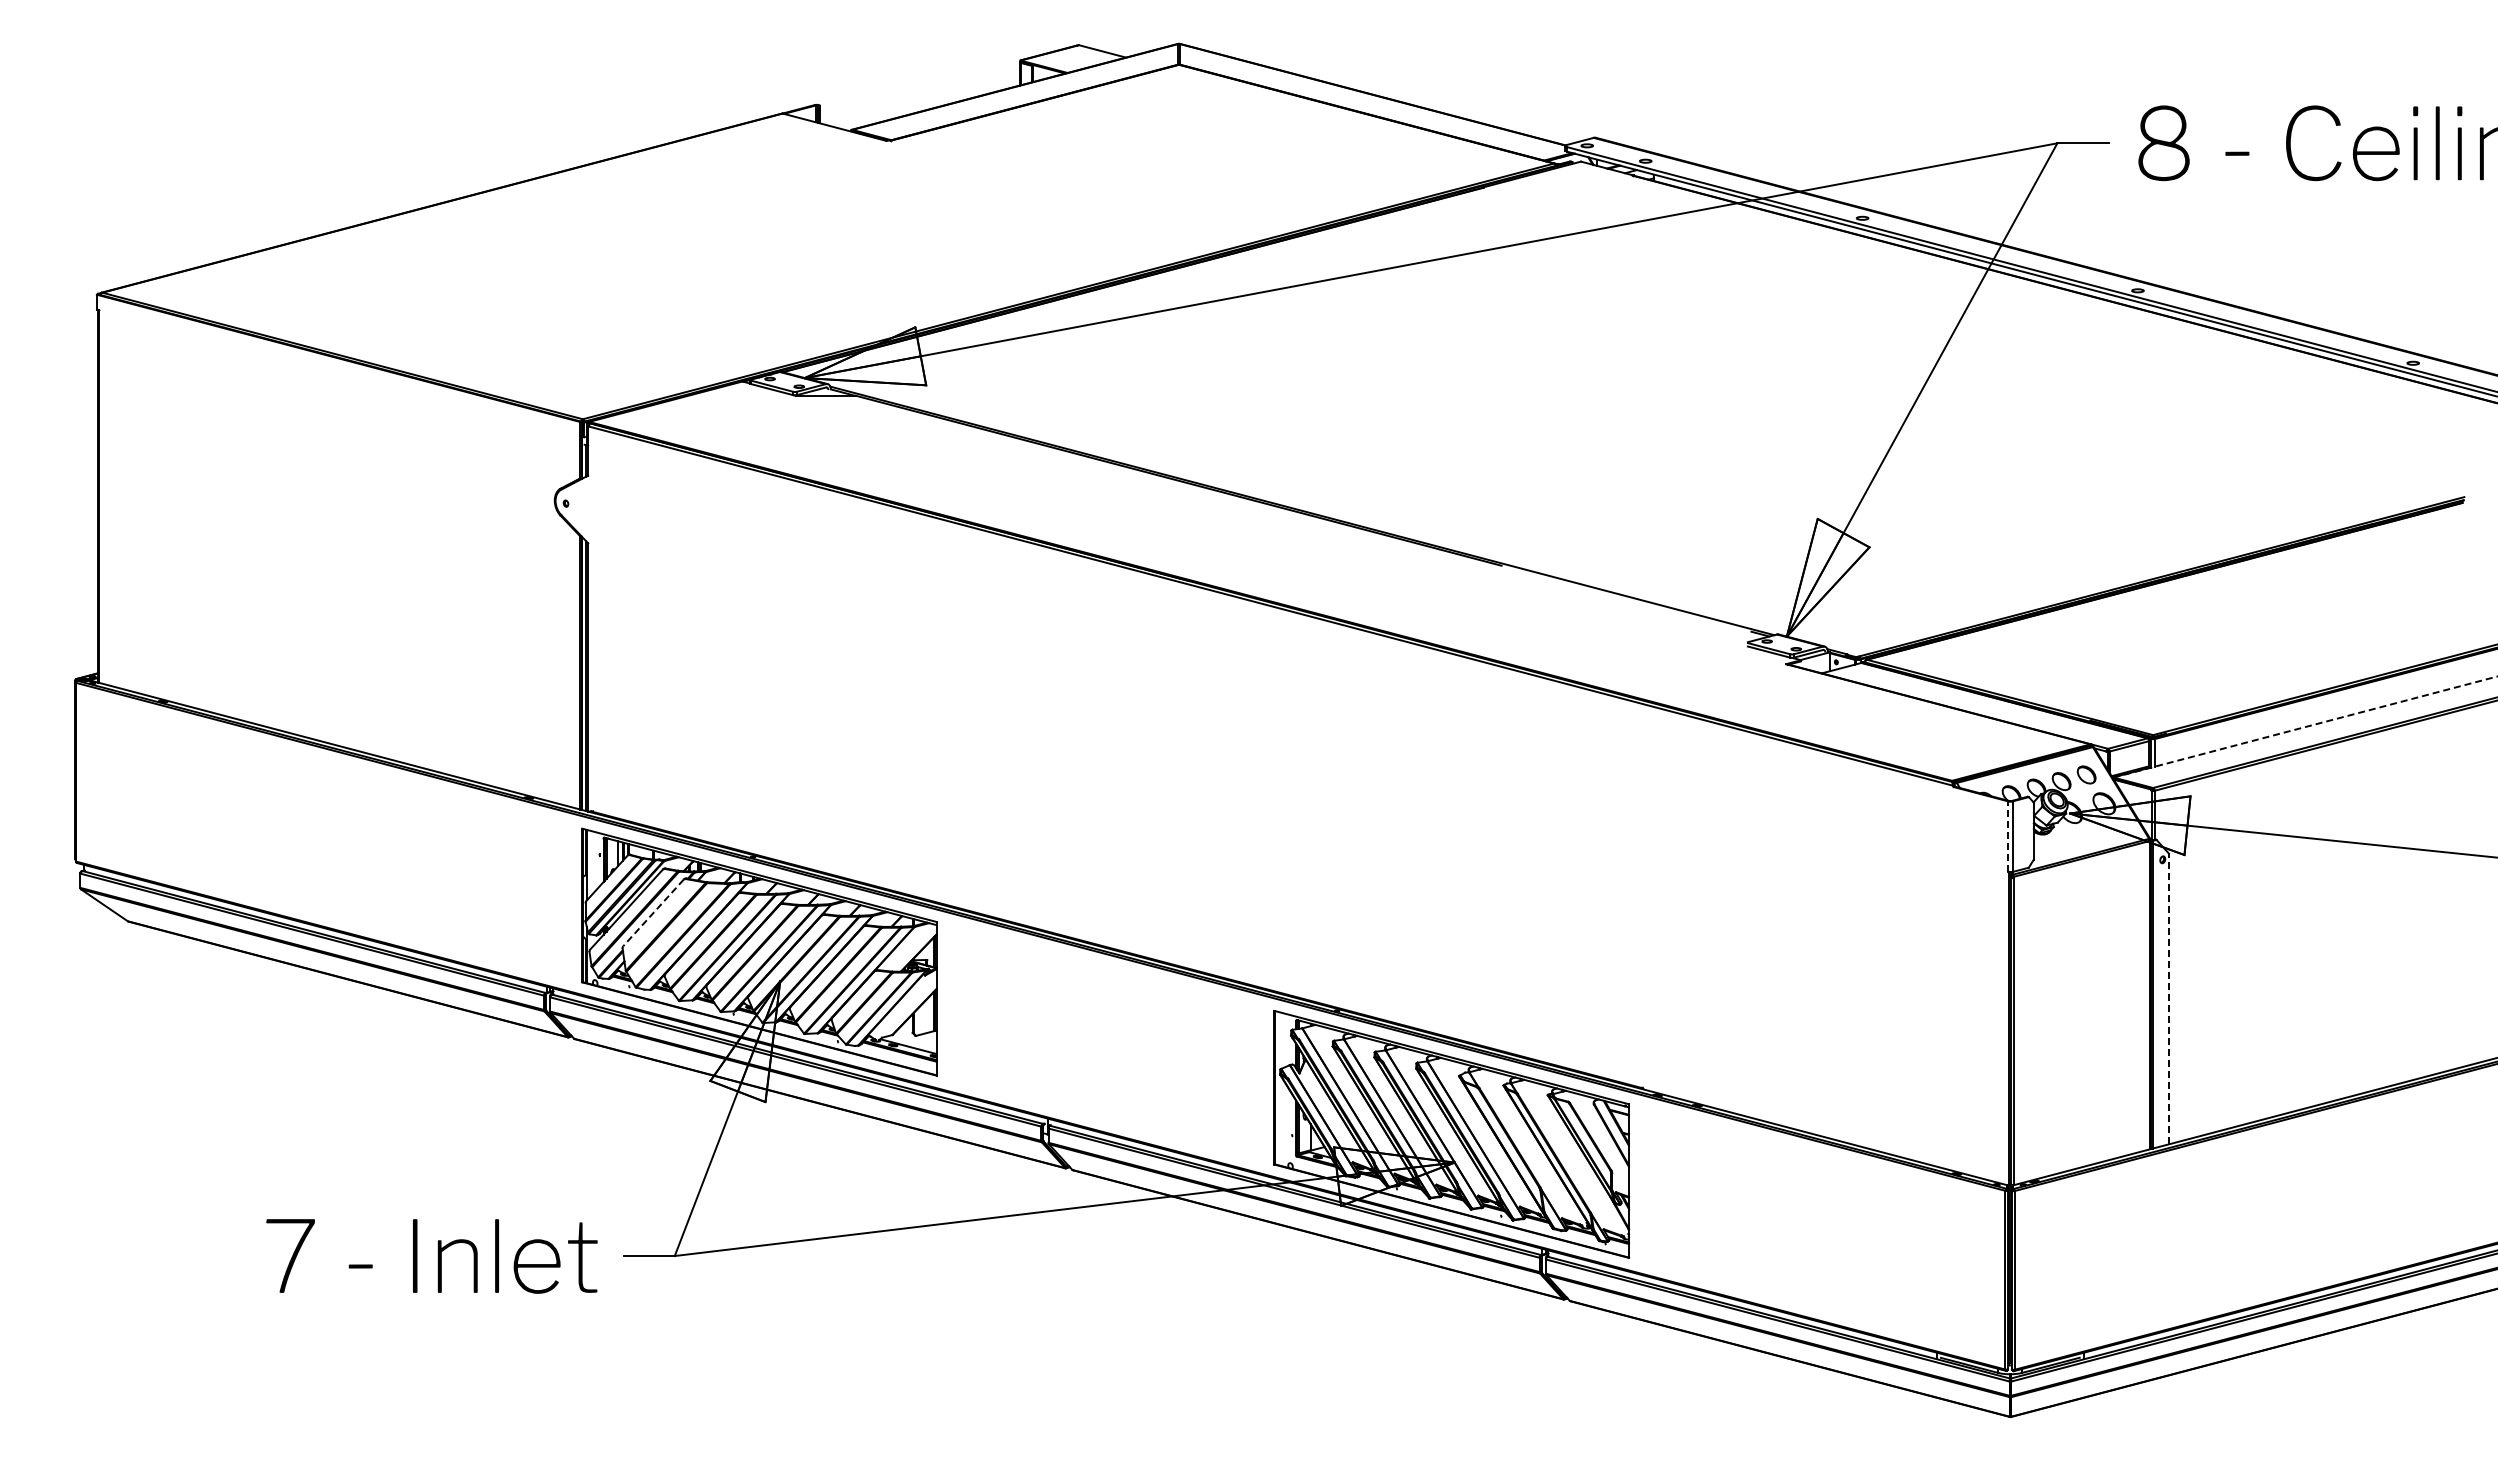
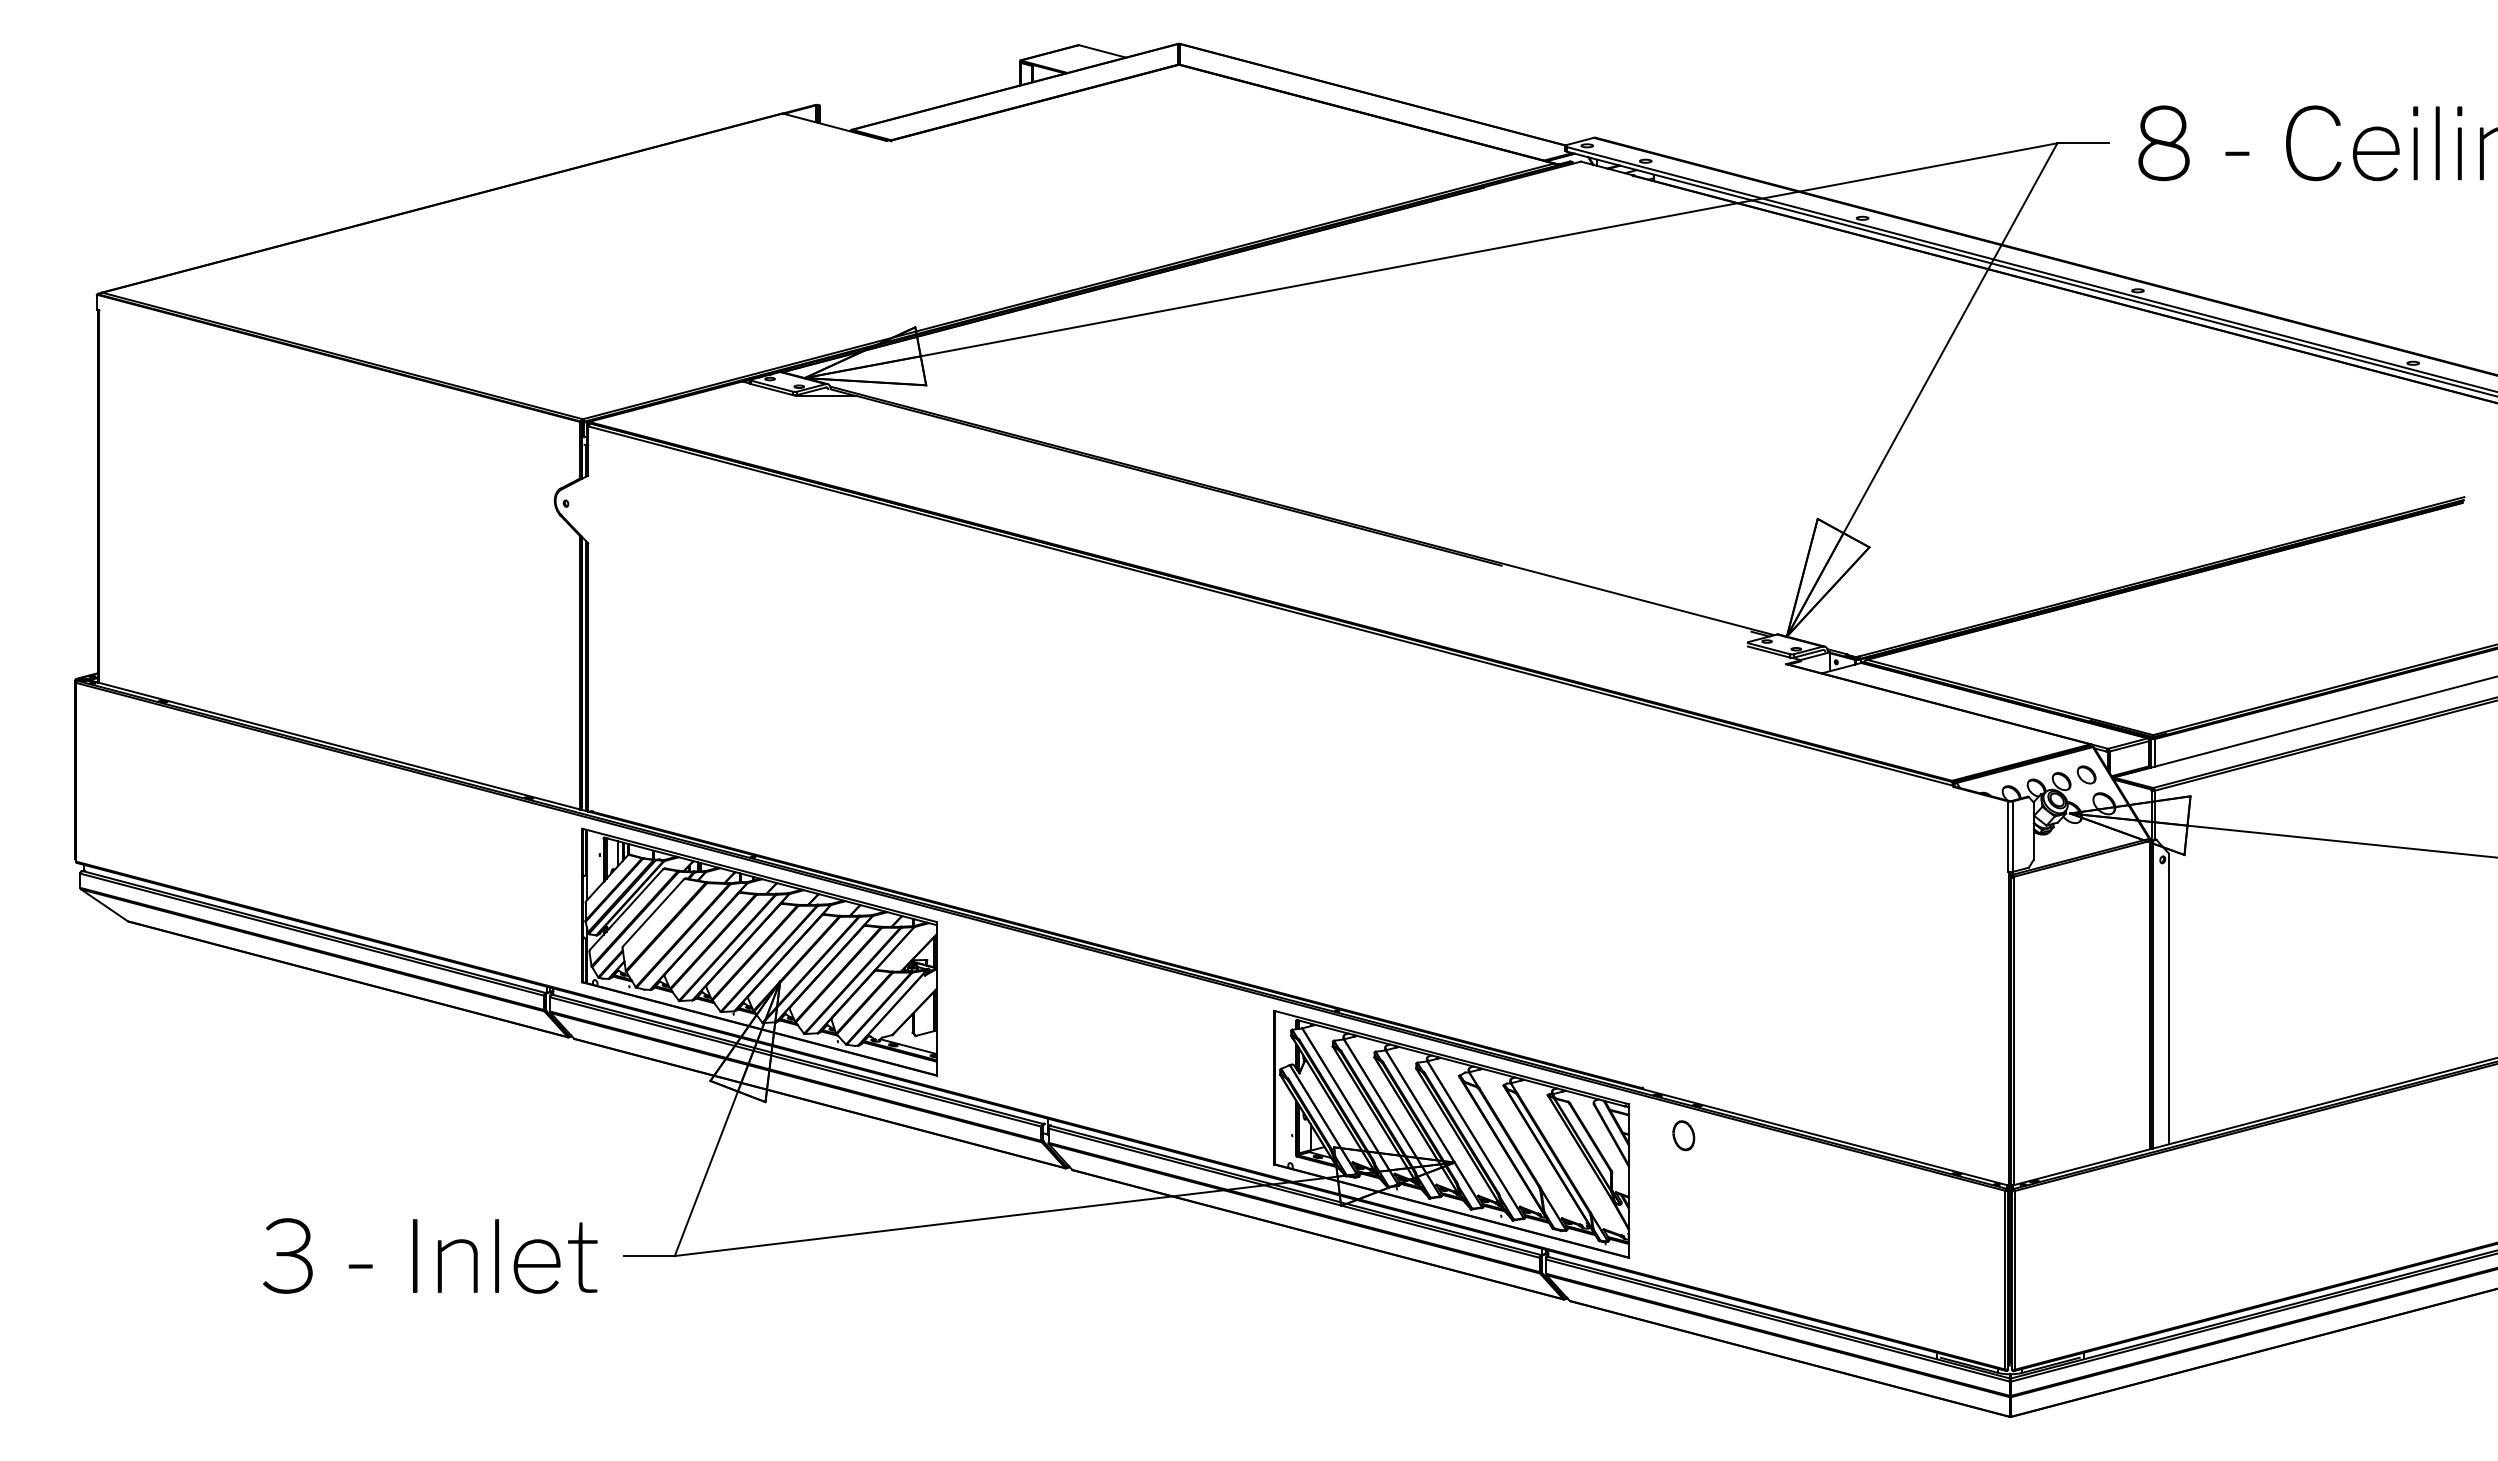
line: dashed -> solid (2305, 726)
line: dashed -> solid (2008, 836)
line: dashed -> solid (653, 913)
line: dashed -> solid (2169, 998)
part: none -> present (1683, 1135)
text: 7 -> 3 (288, 1255)
